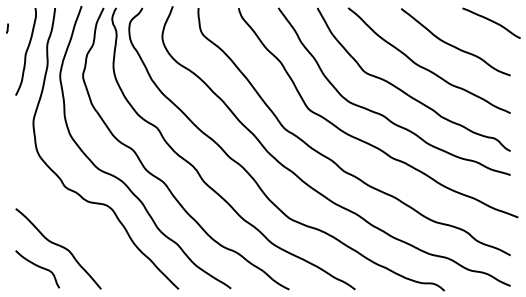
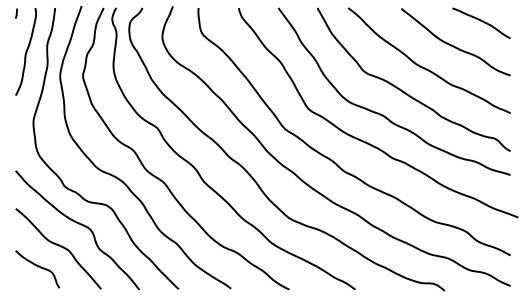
curve position: (491, 21) -> (481, 21) (481, 21)
curve position: (7, 28) -> (16, 13) (16, 13)
curve: none -> present (80, 225)
